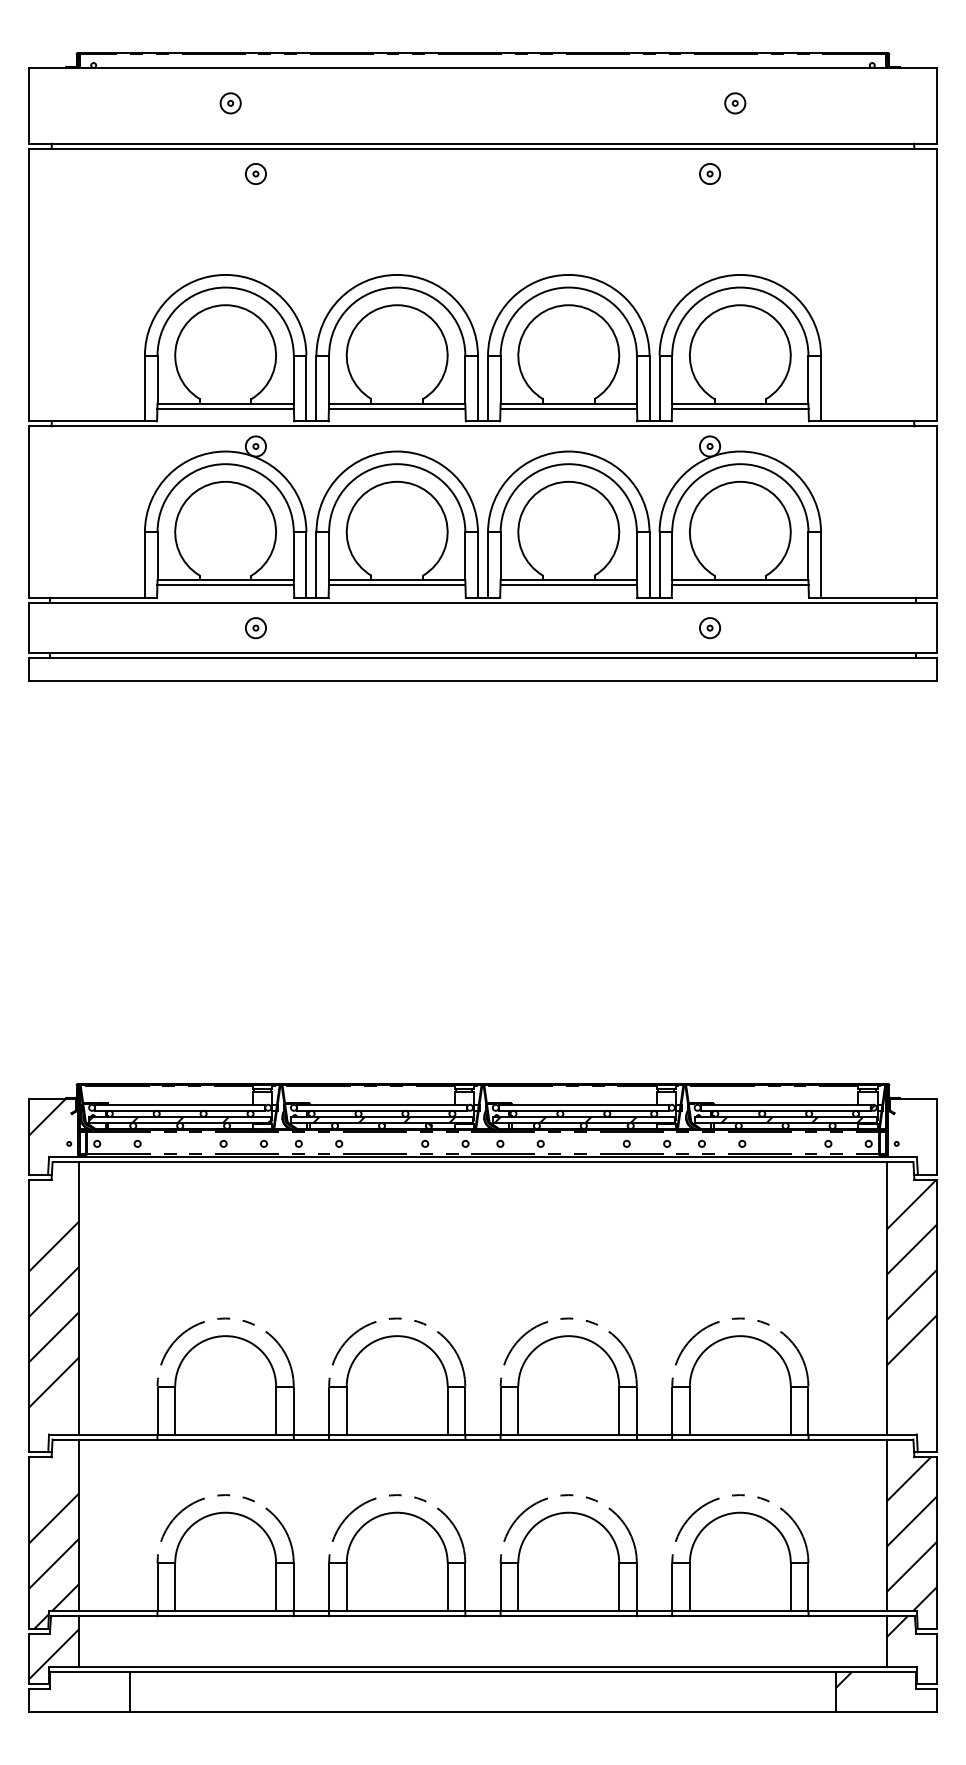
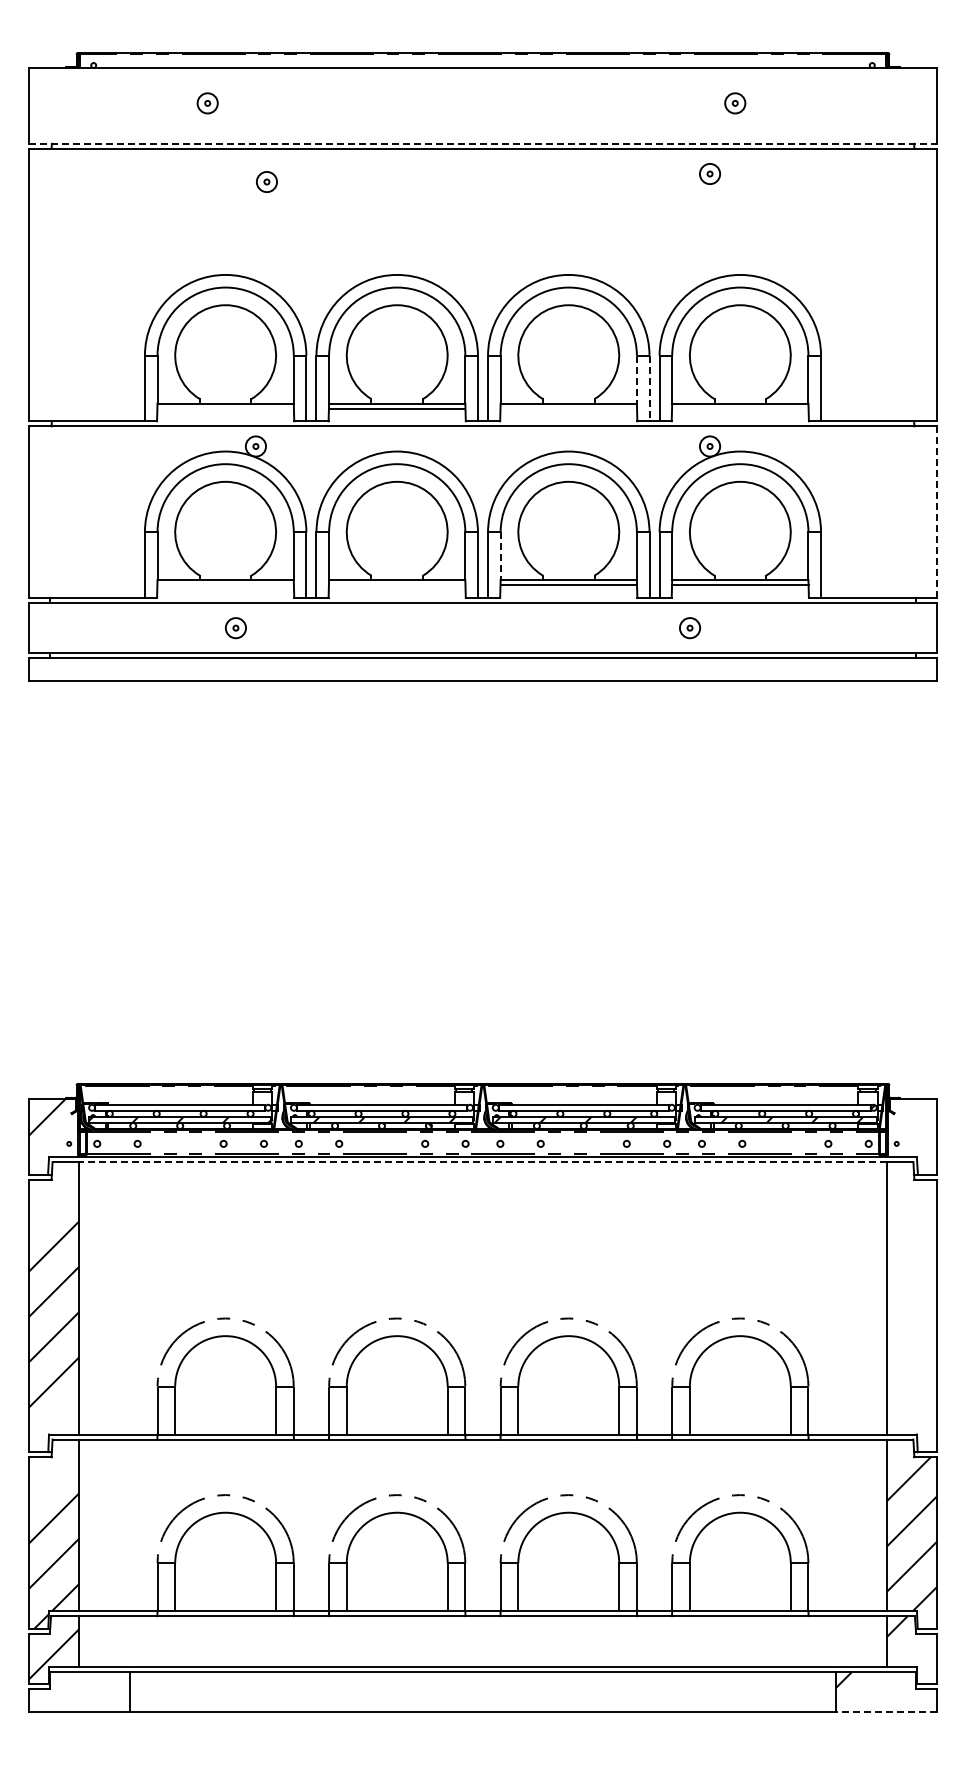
part position: (230, 103) -> (207, 103) (207, 103)
line: solid -> dashed (483, 143)
part position: (255, 173) -> (266, 181) (266, 181)
line: solid -> dashed (636, 379)
line: solid -> dashed (649, 388)
line: present -> none (225, 408)
line: present -> none (568, 408)
line: present -> none (740, 408)
line: solid -> dashed (937, 512)
line: solid -> dashed (500, 556)
line: present -> none (225, 585)
line: present -> none (396, 585)
part position: (255, 628) -> (235, 628) (235, 628)
part position: (709, 628) -> (689, 628) (689, 628)
line: solid -> dashed (483, 1162)
hatch: present -> none (911, 1315)
line: solid -> dashed (886, 1712)
